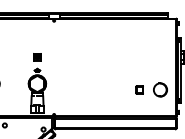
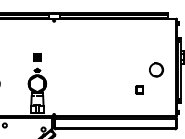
circle position: (160, 89) -> (156, 69) (156, 69)
